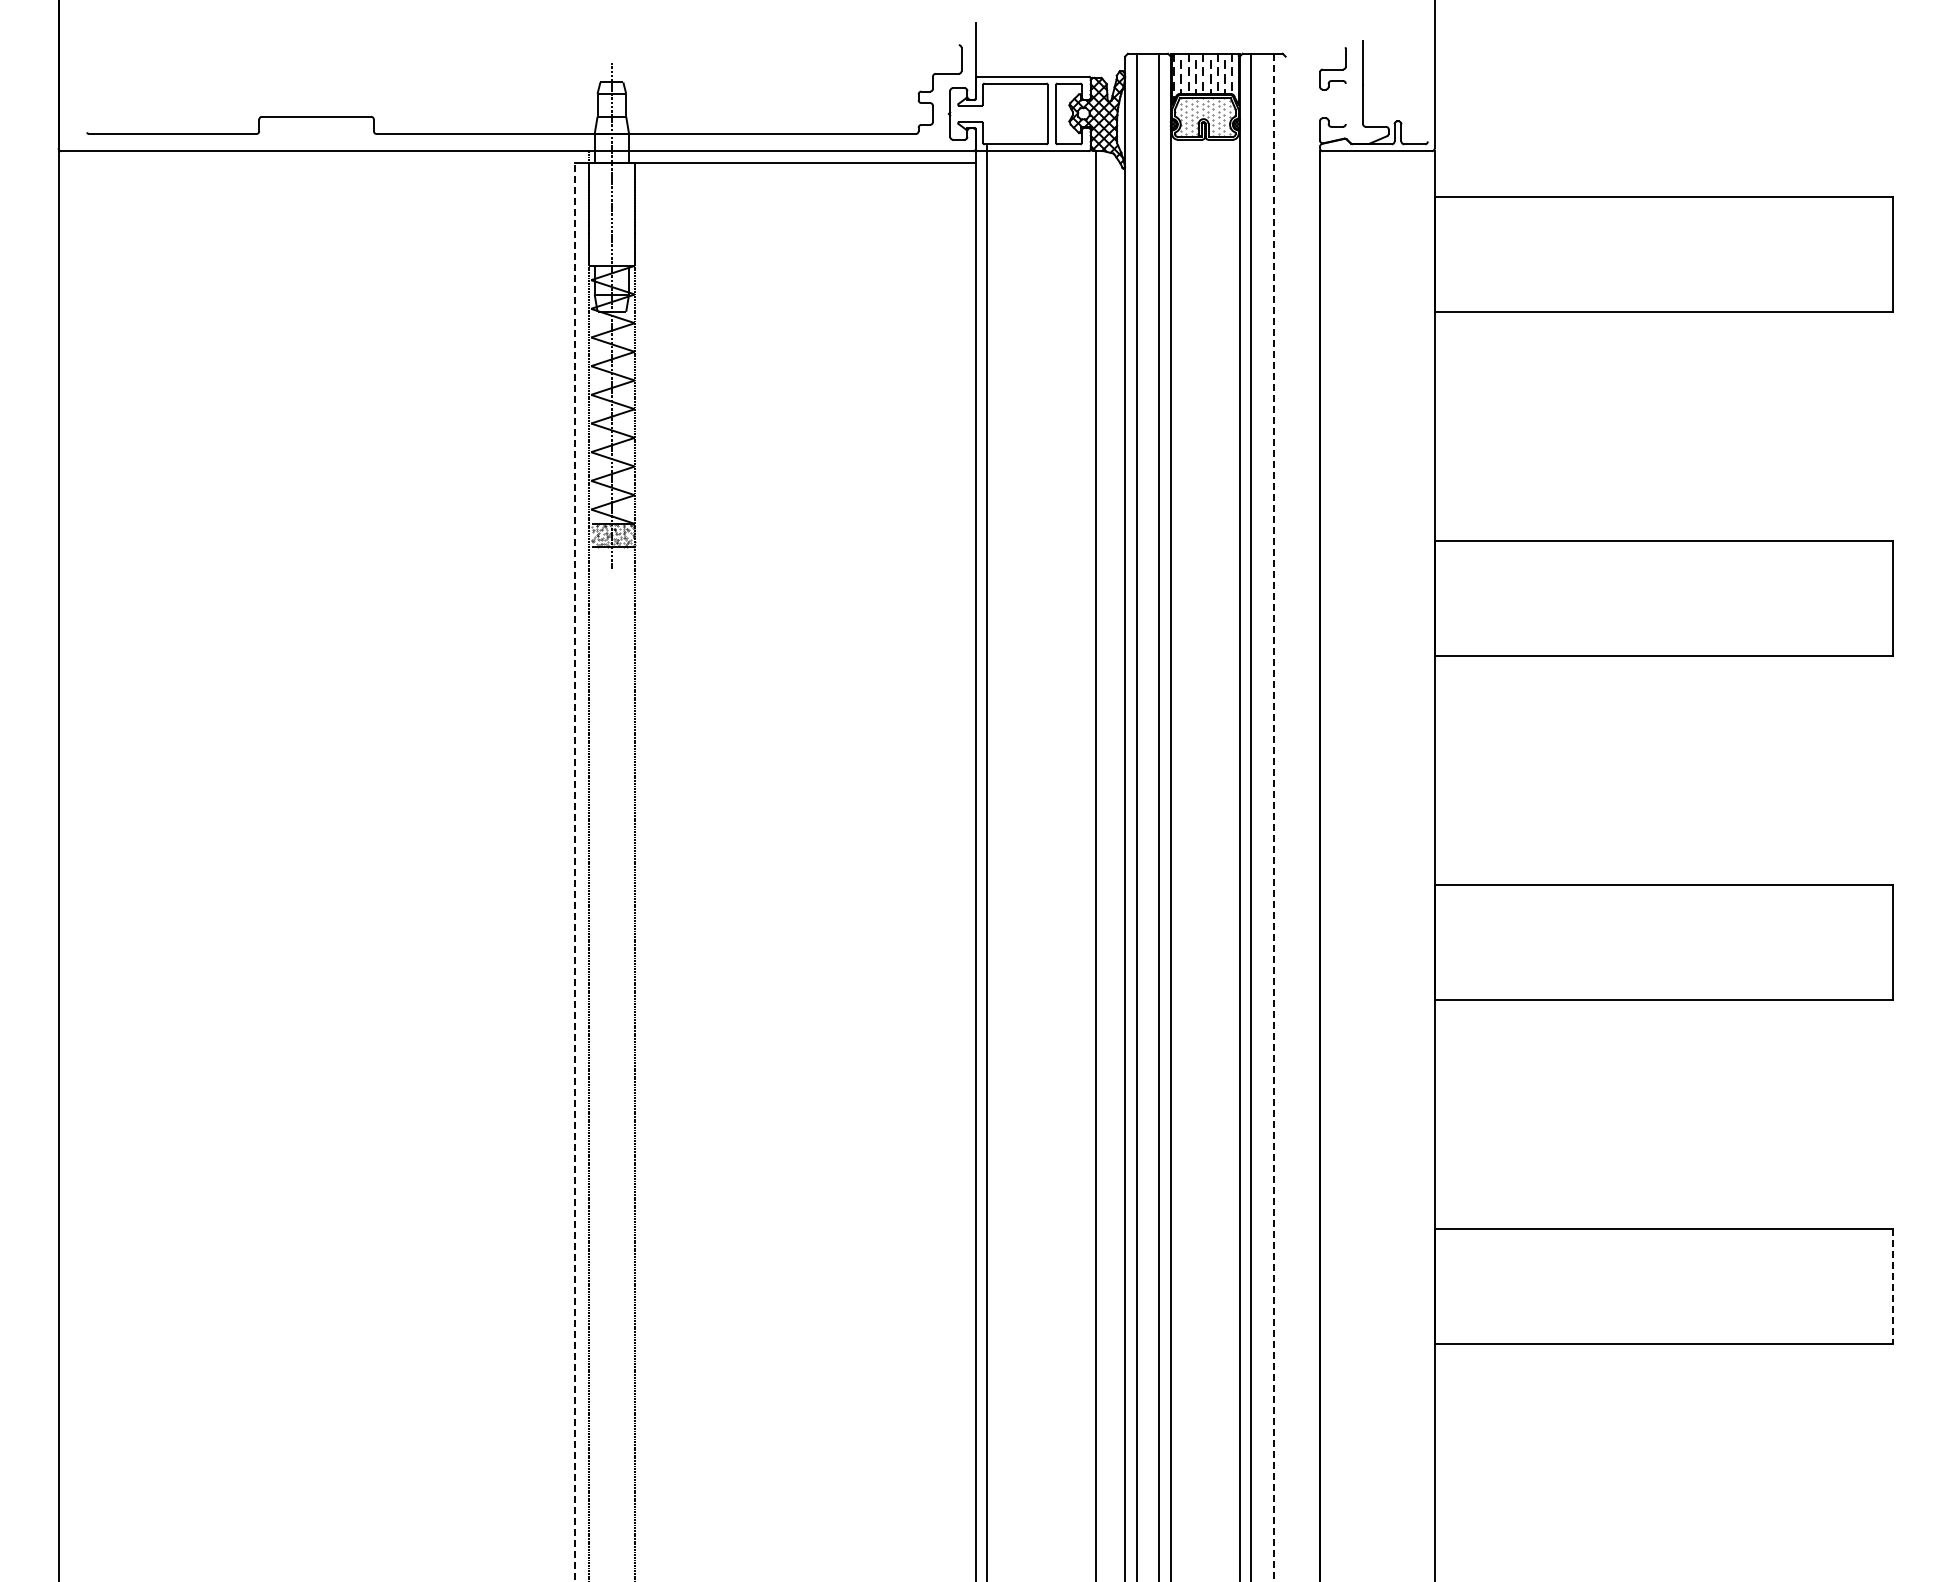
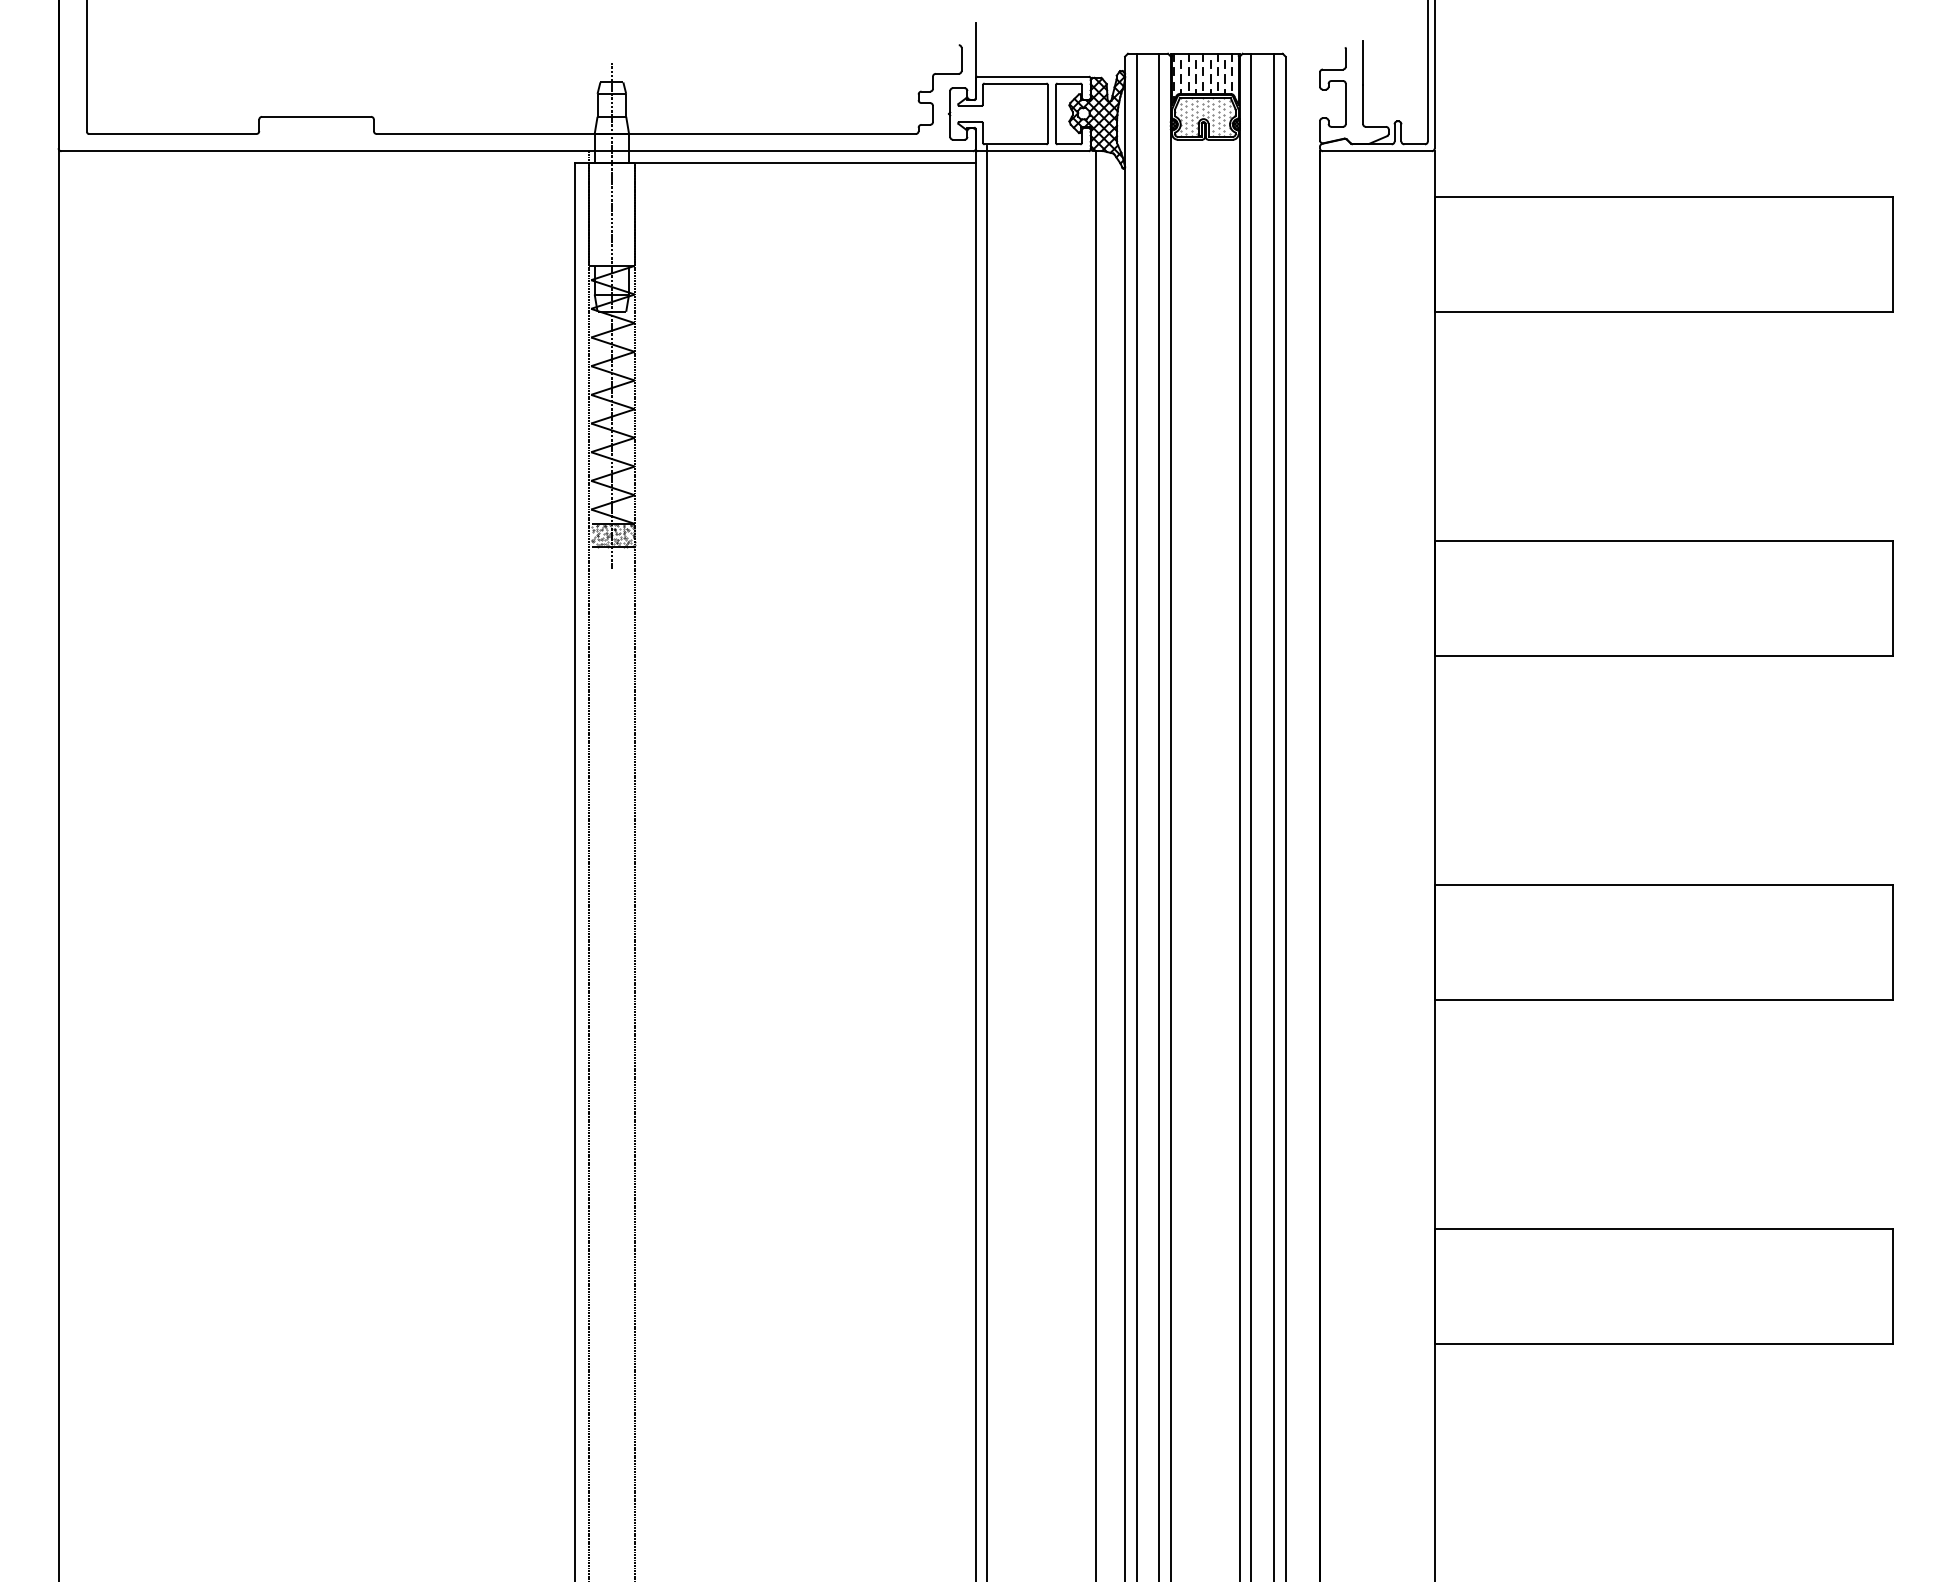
line: none -> present (87, 67)
line: none -> present (1427, 71)
line: none -> present (1345, 103)
line: none -> present (1285, 817)
line: dashed -> solid (1274, 818)
line: dashed -> solid (574, 871)
line: dashed -> solid (1893, 1287)
